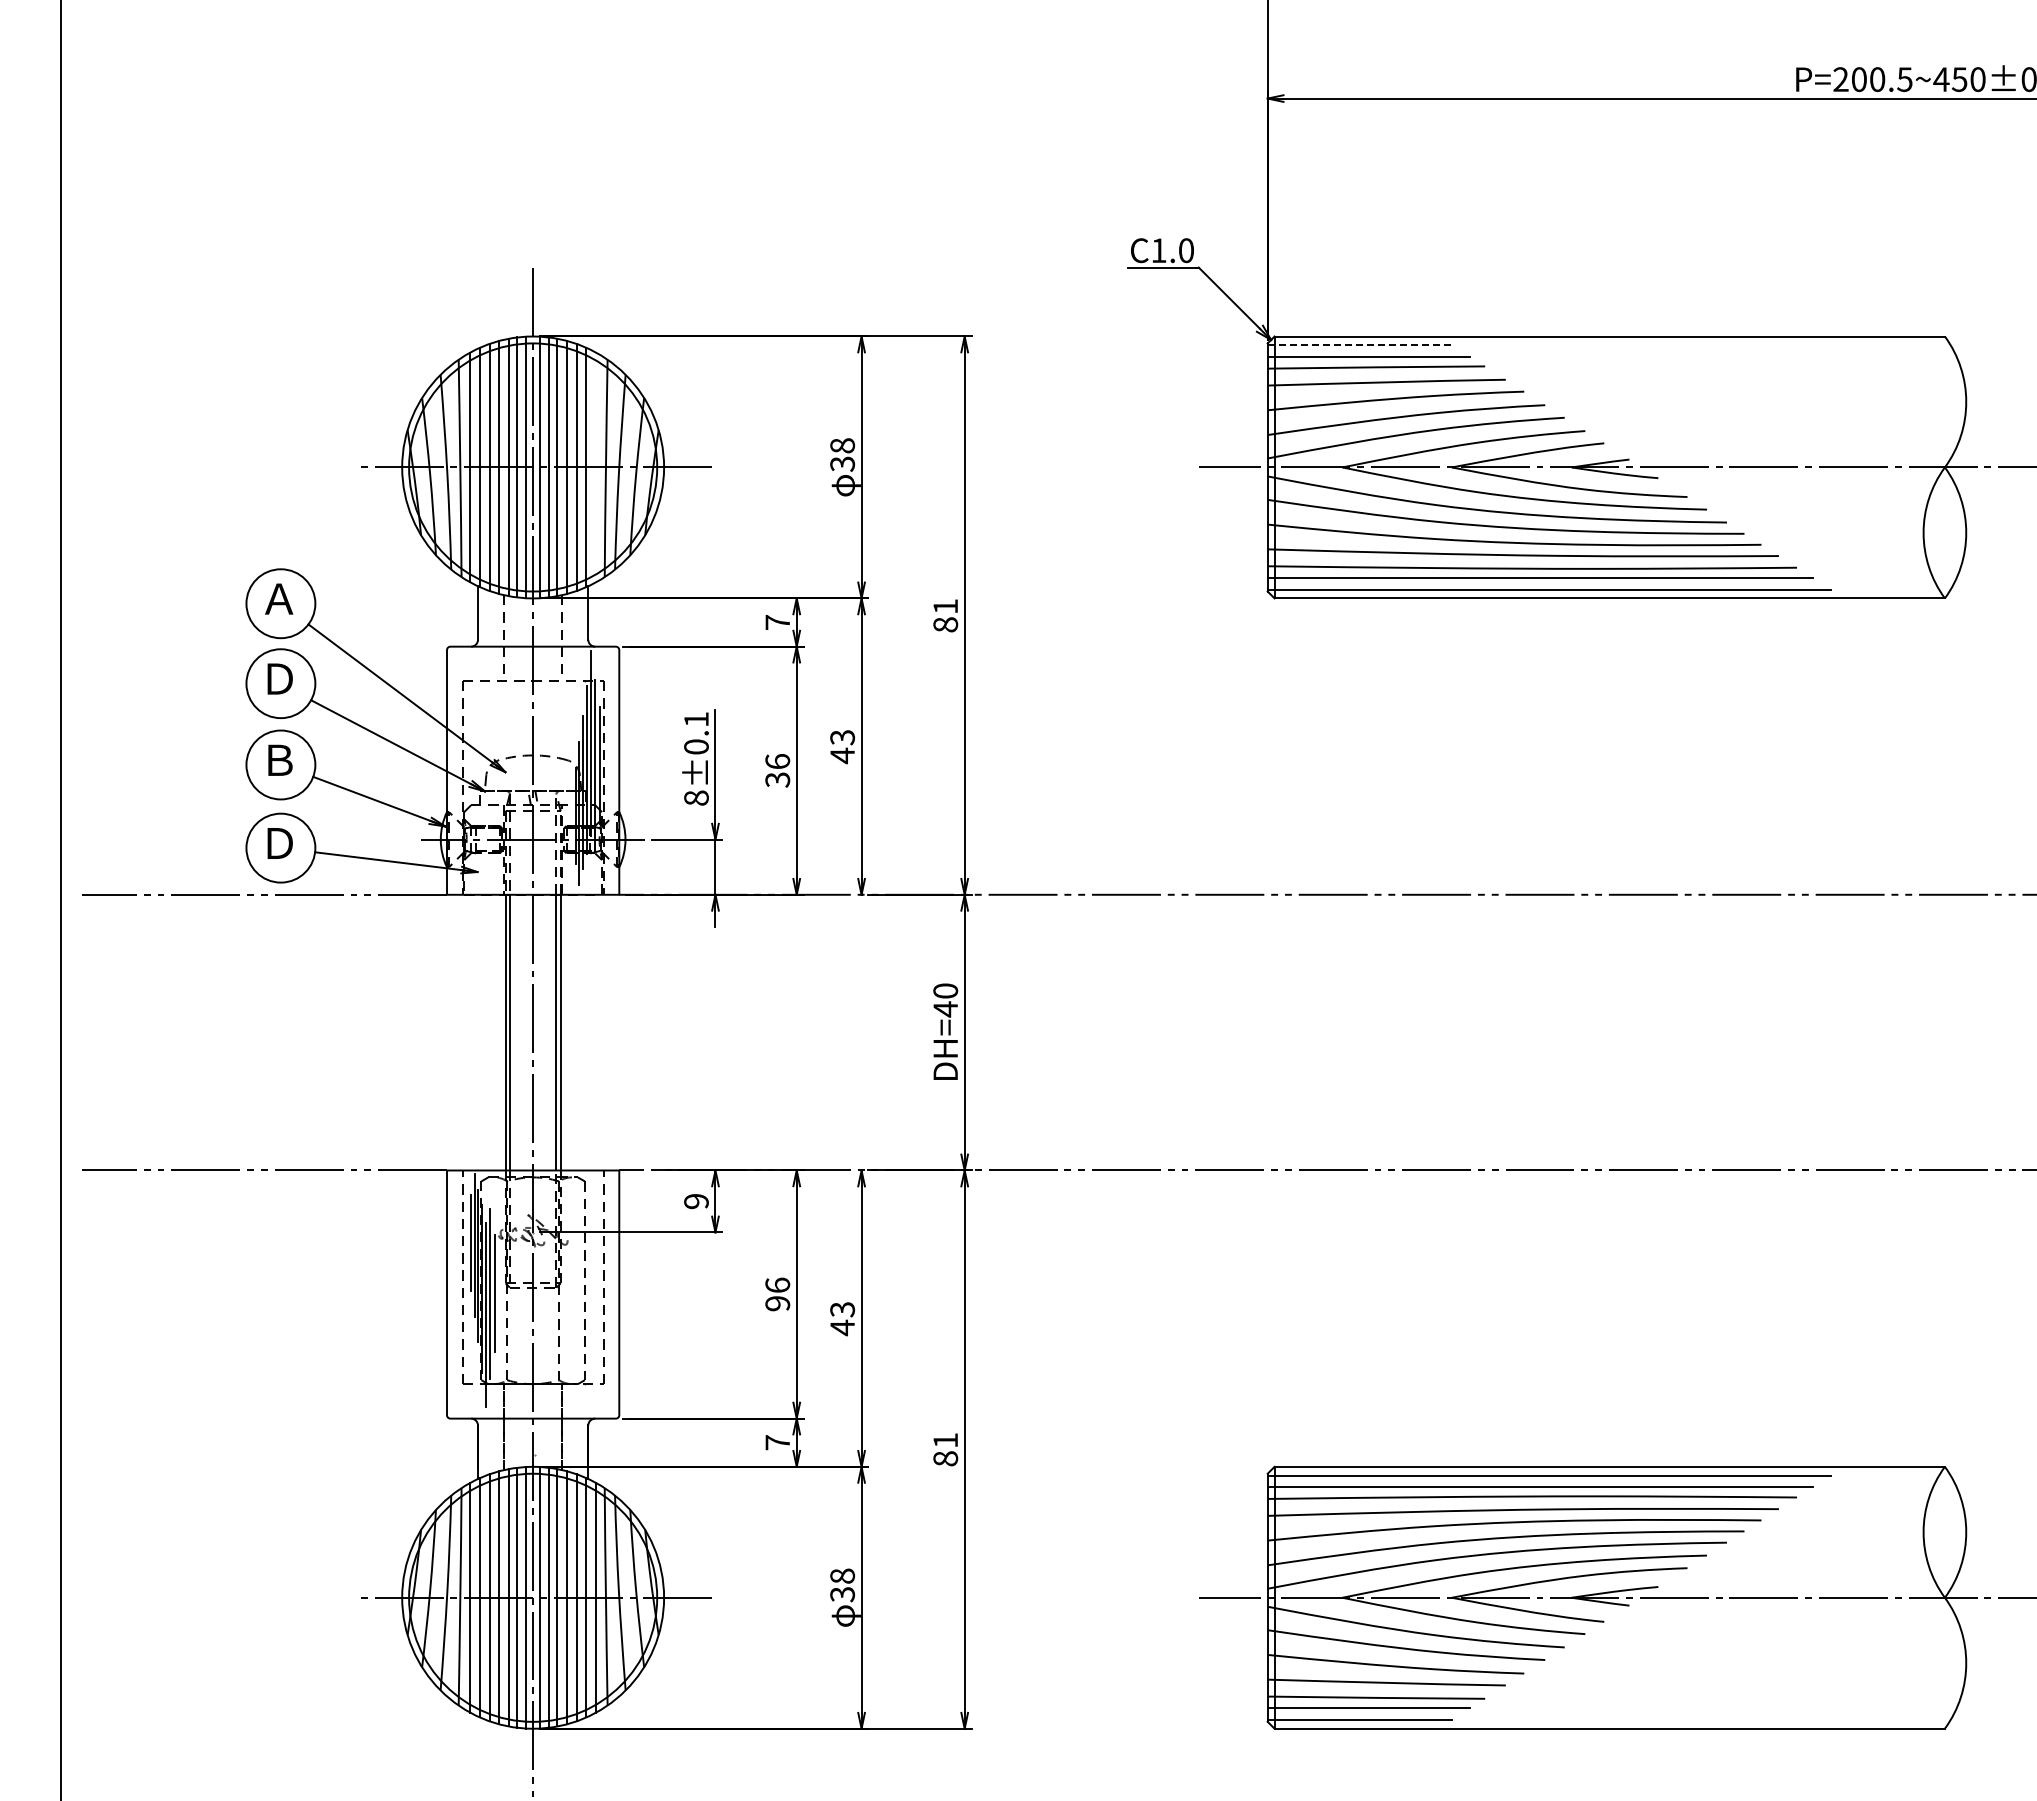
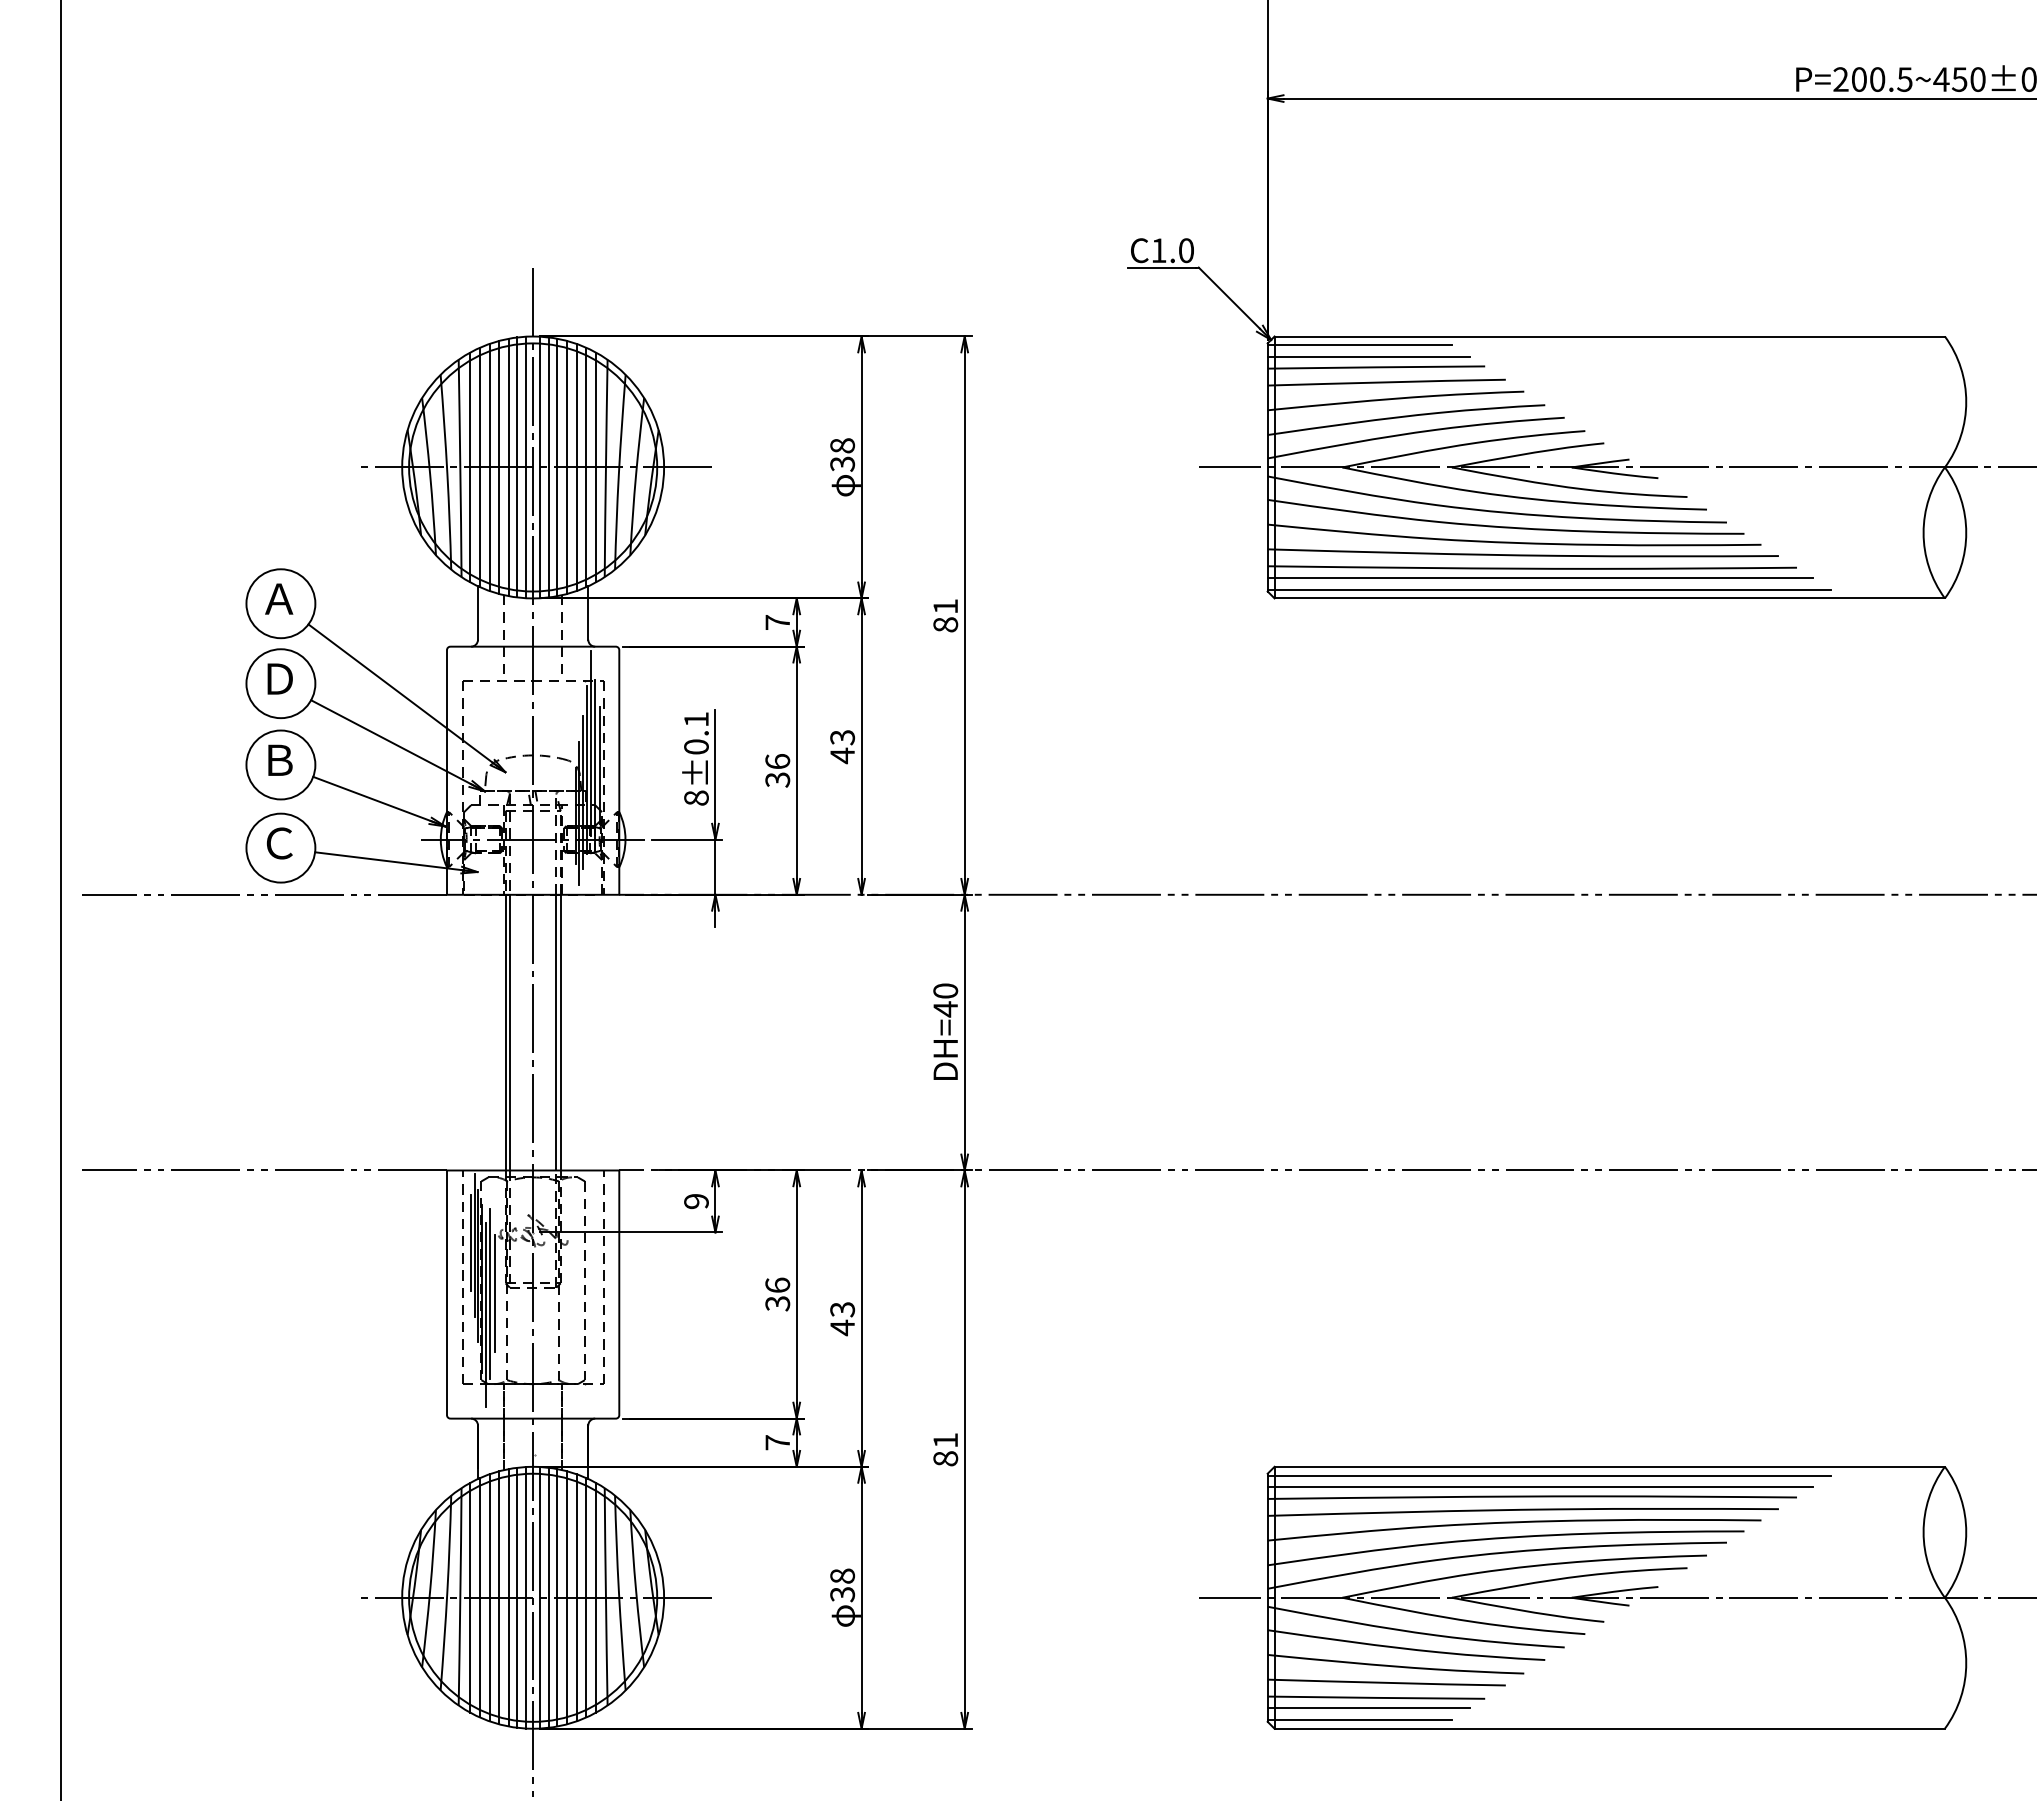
line: dashed -> solid (1360, 345)
line: none -> present (595, 467)
text: Ｄ -> Ｃ (279, 843)
text: 96 -> 36 (777, 1303)
